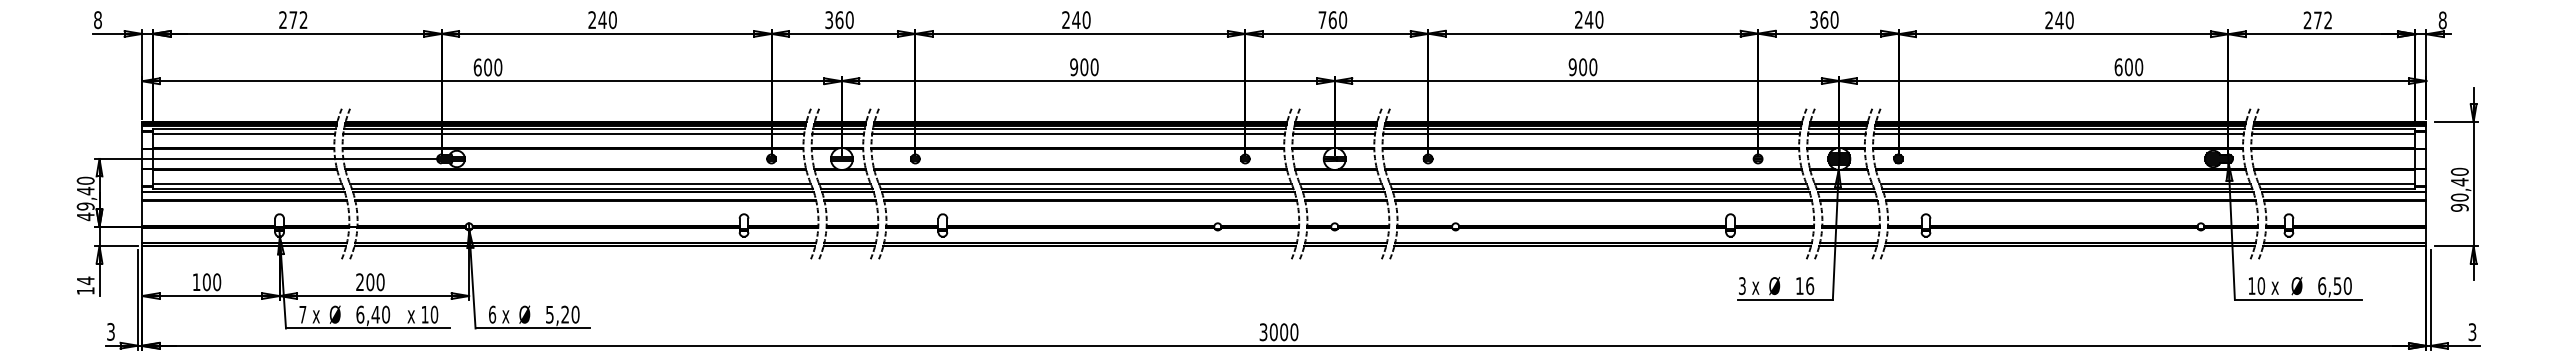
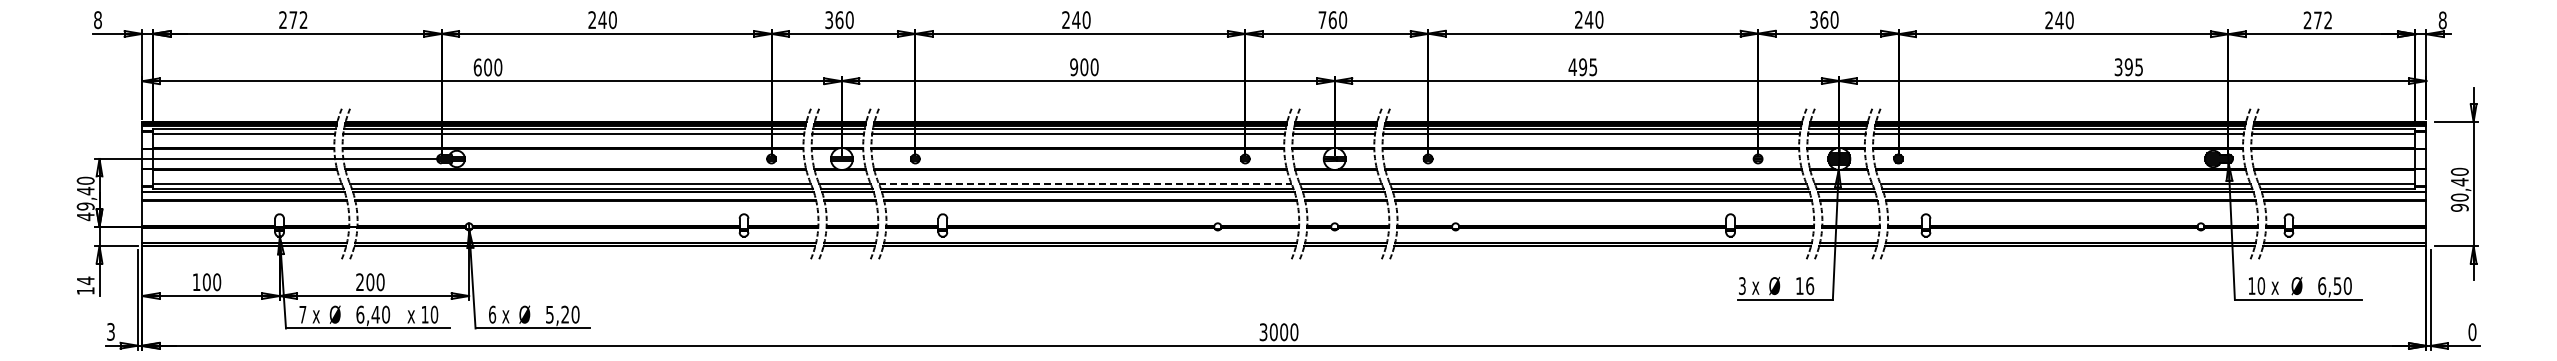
text: 900 -> 495 (1582, 67)
text: 600 -> 395 (2128, 67)
line: solid -> dashed (1085, 183)
text: 3 -> 0 (2472, 332)
